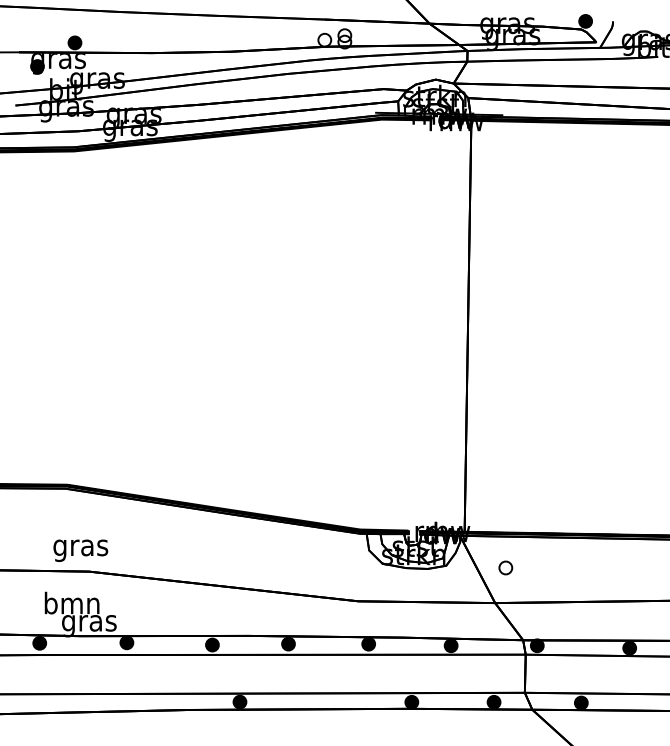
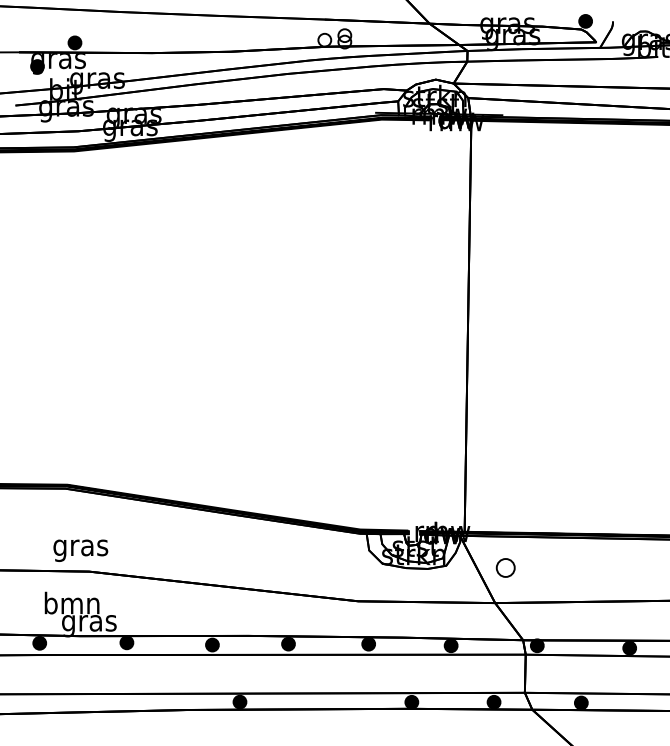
part size: 16x16 px -> 21x20 px (505, 567)
